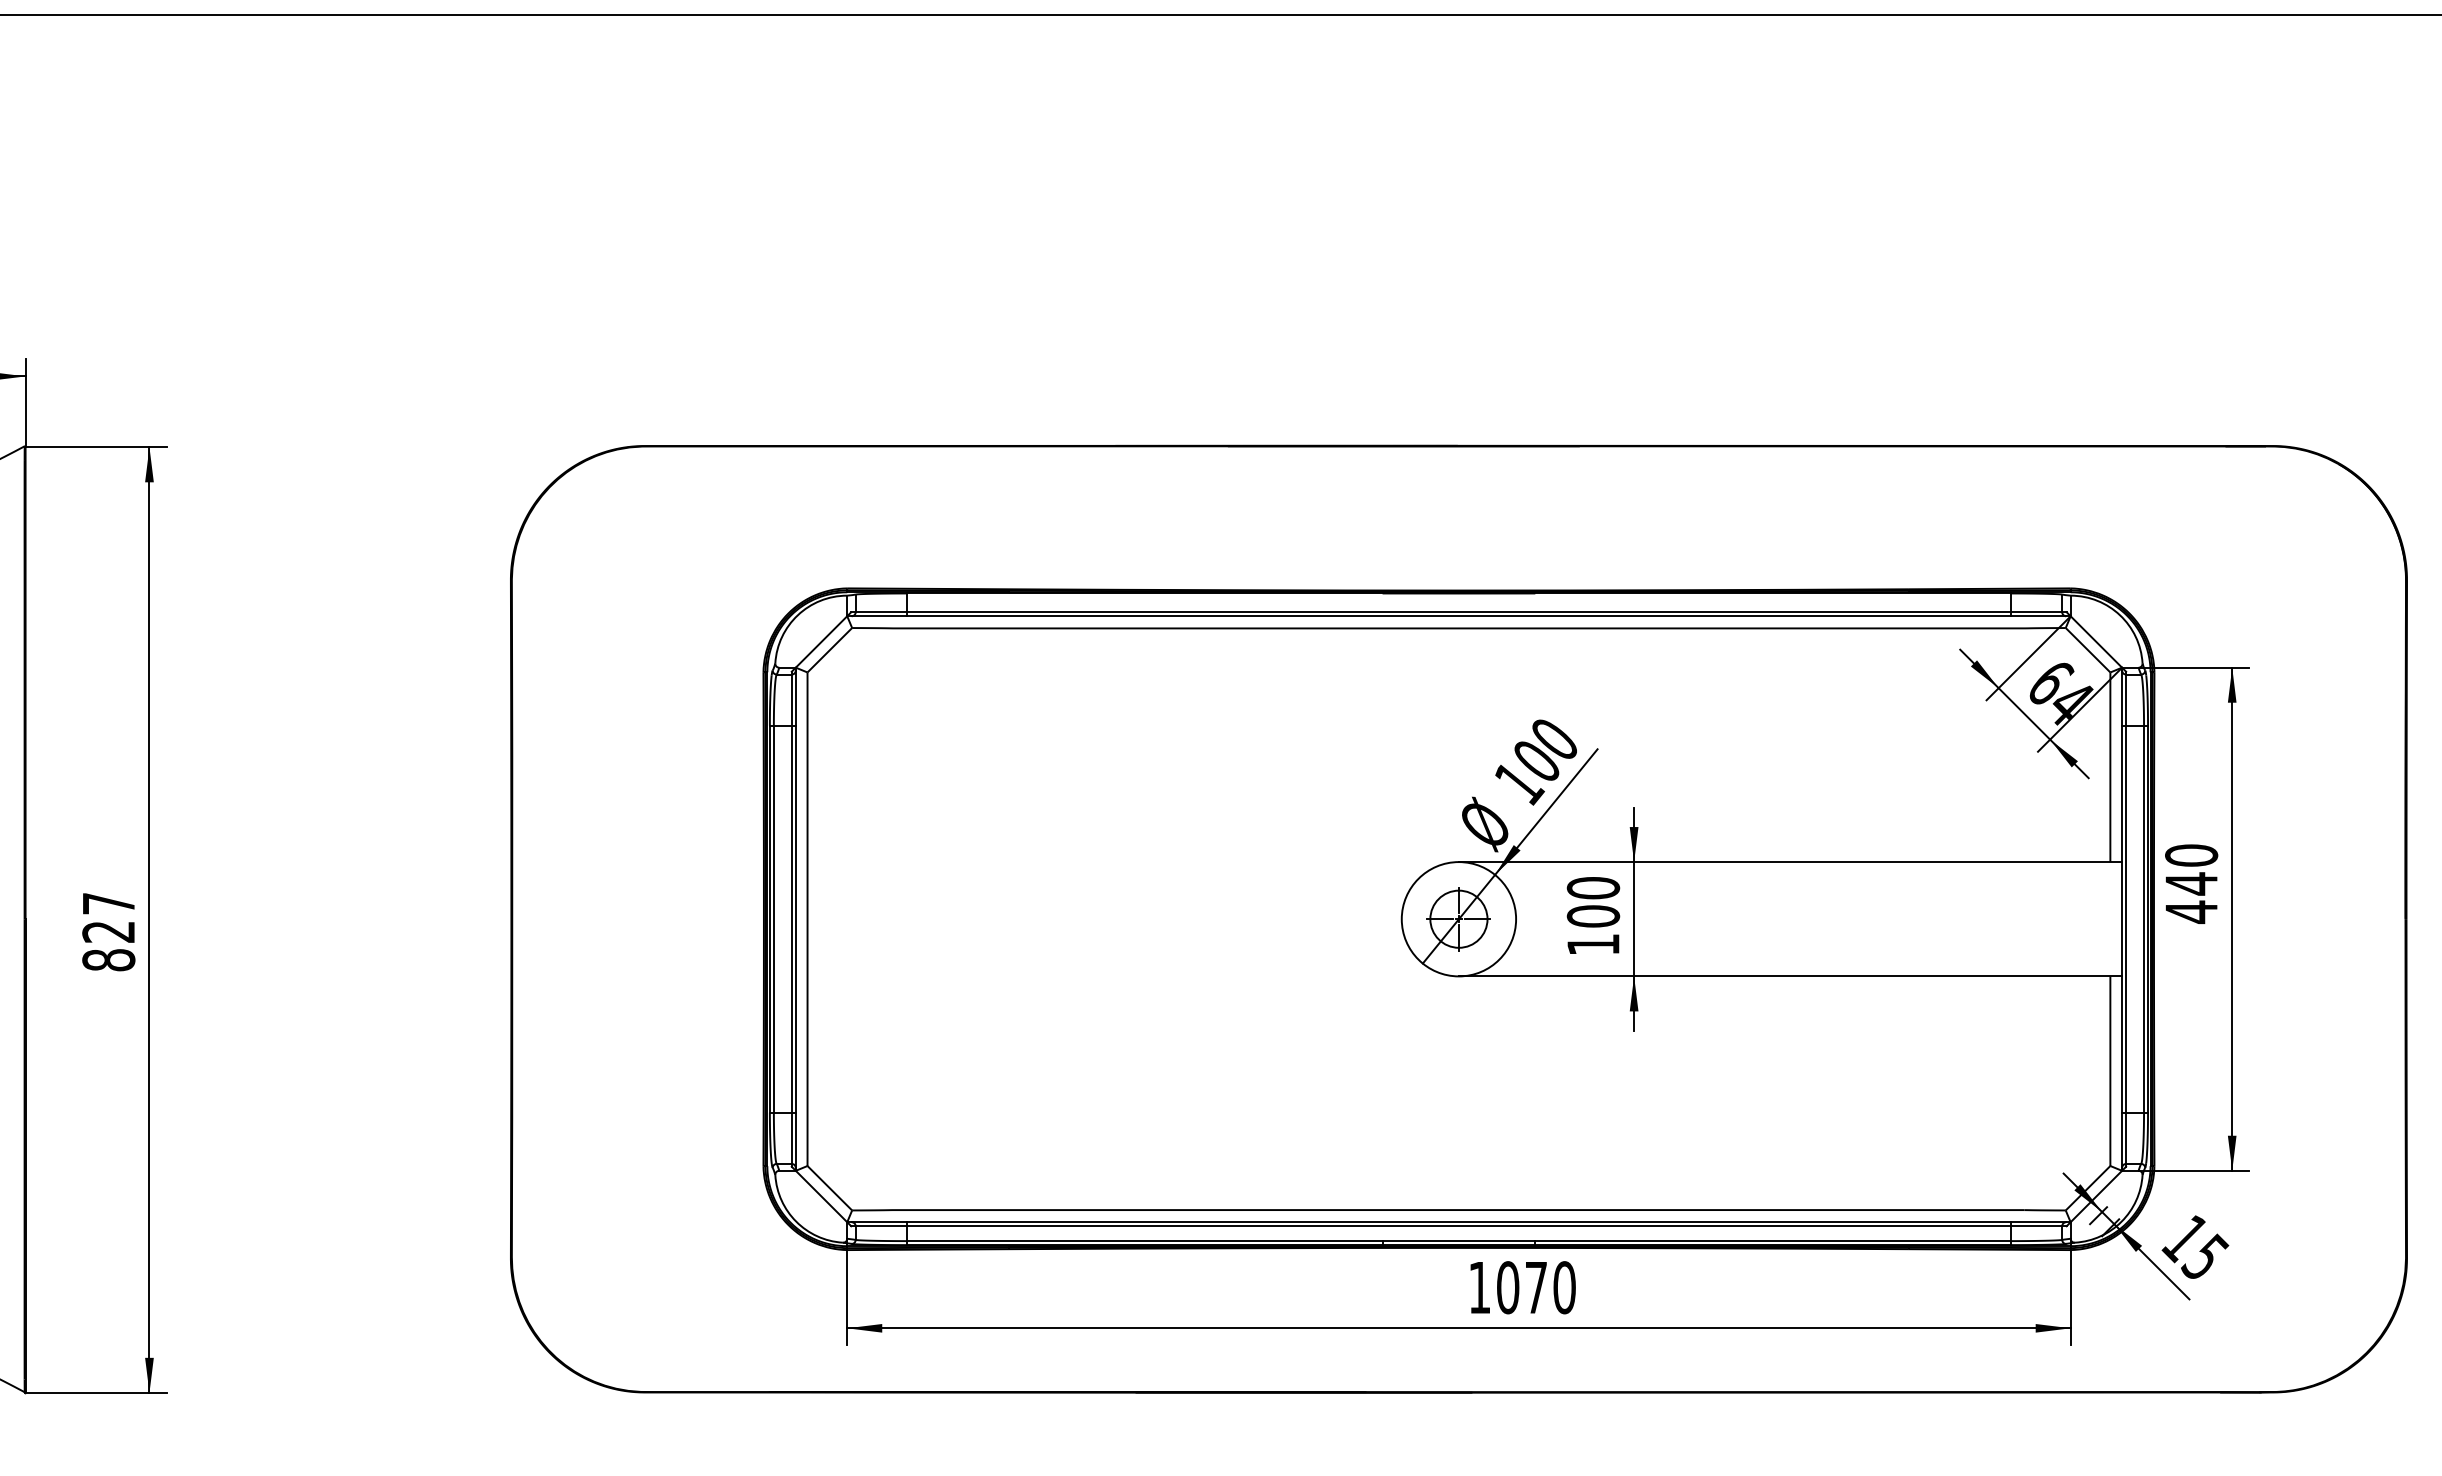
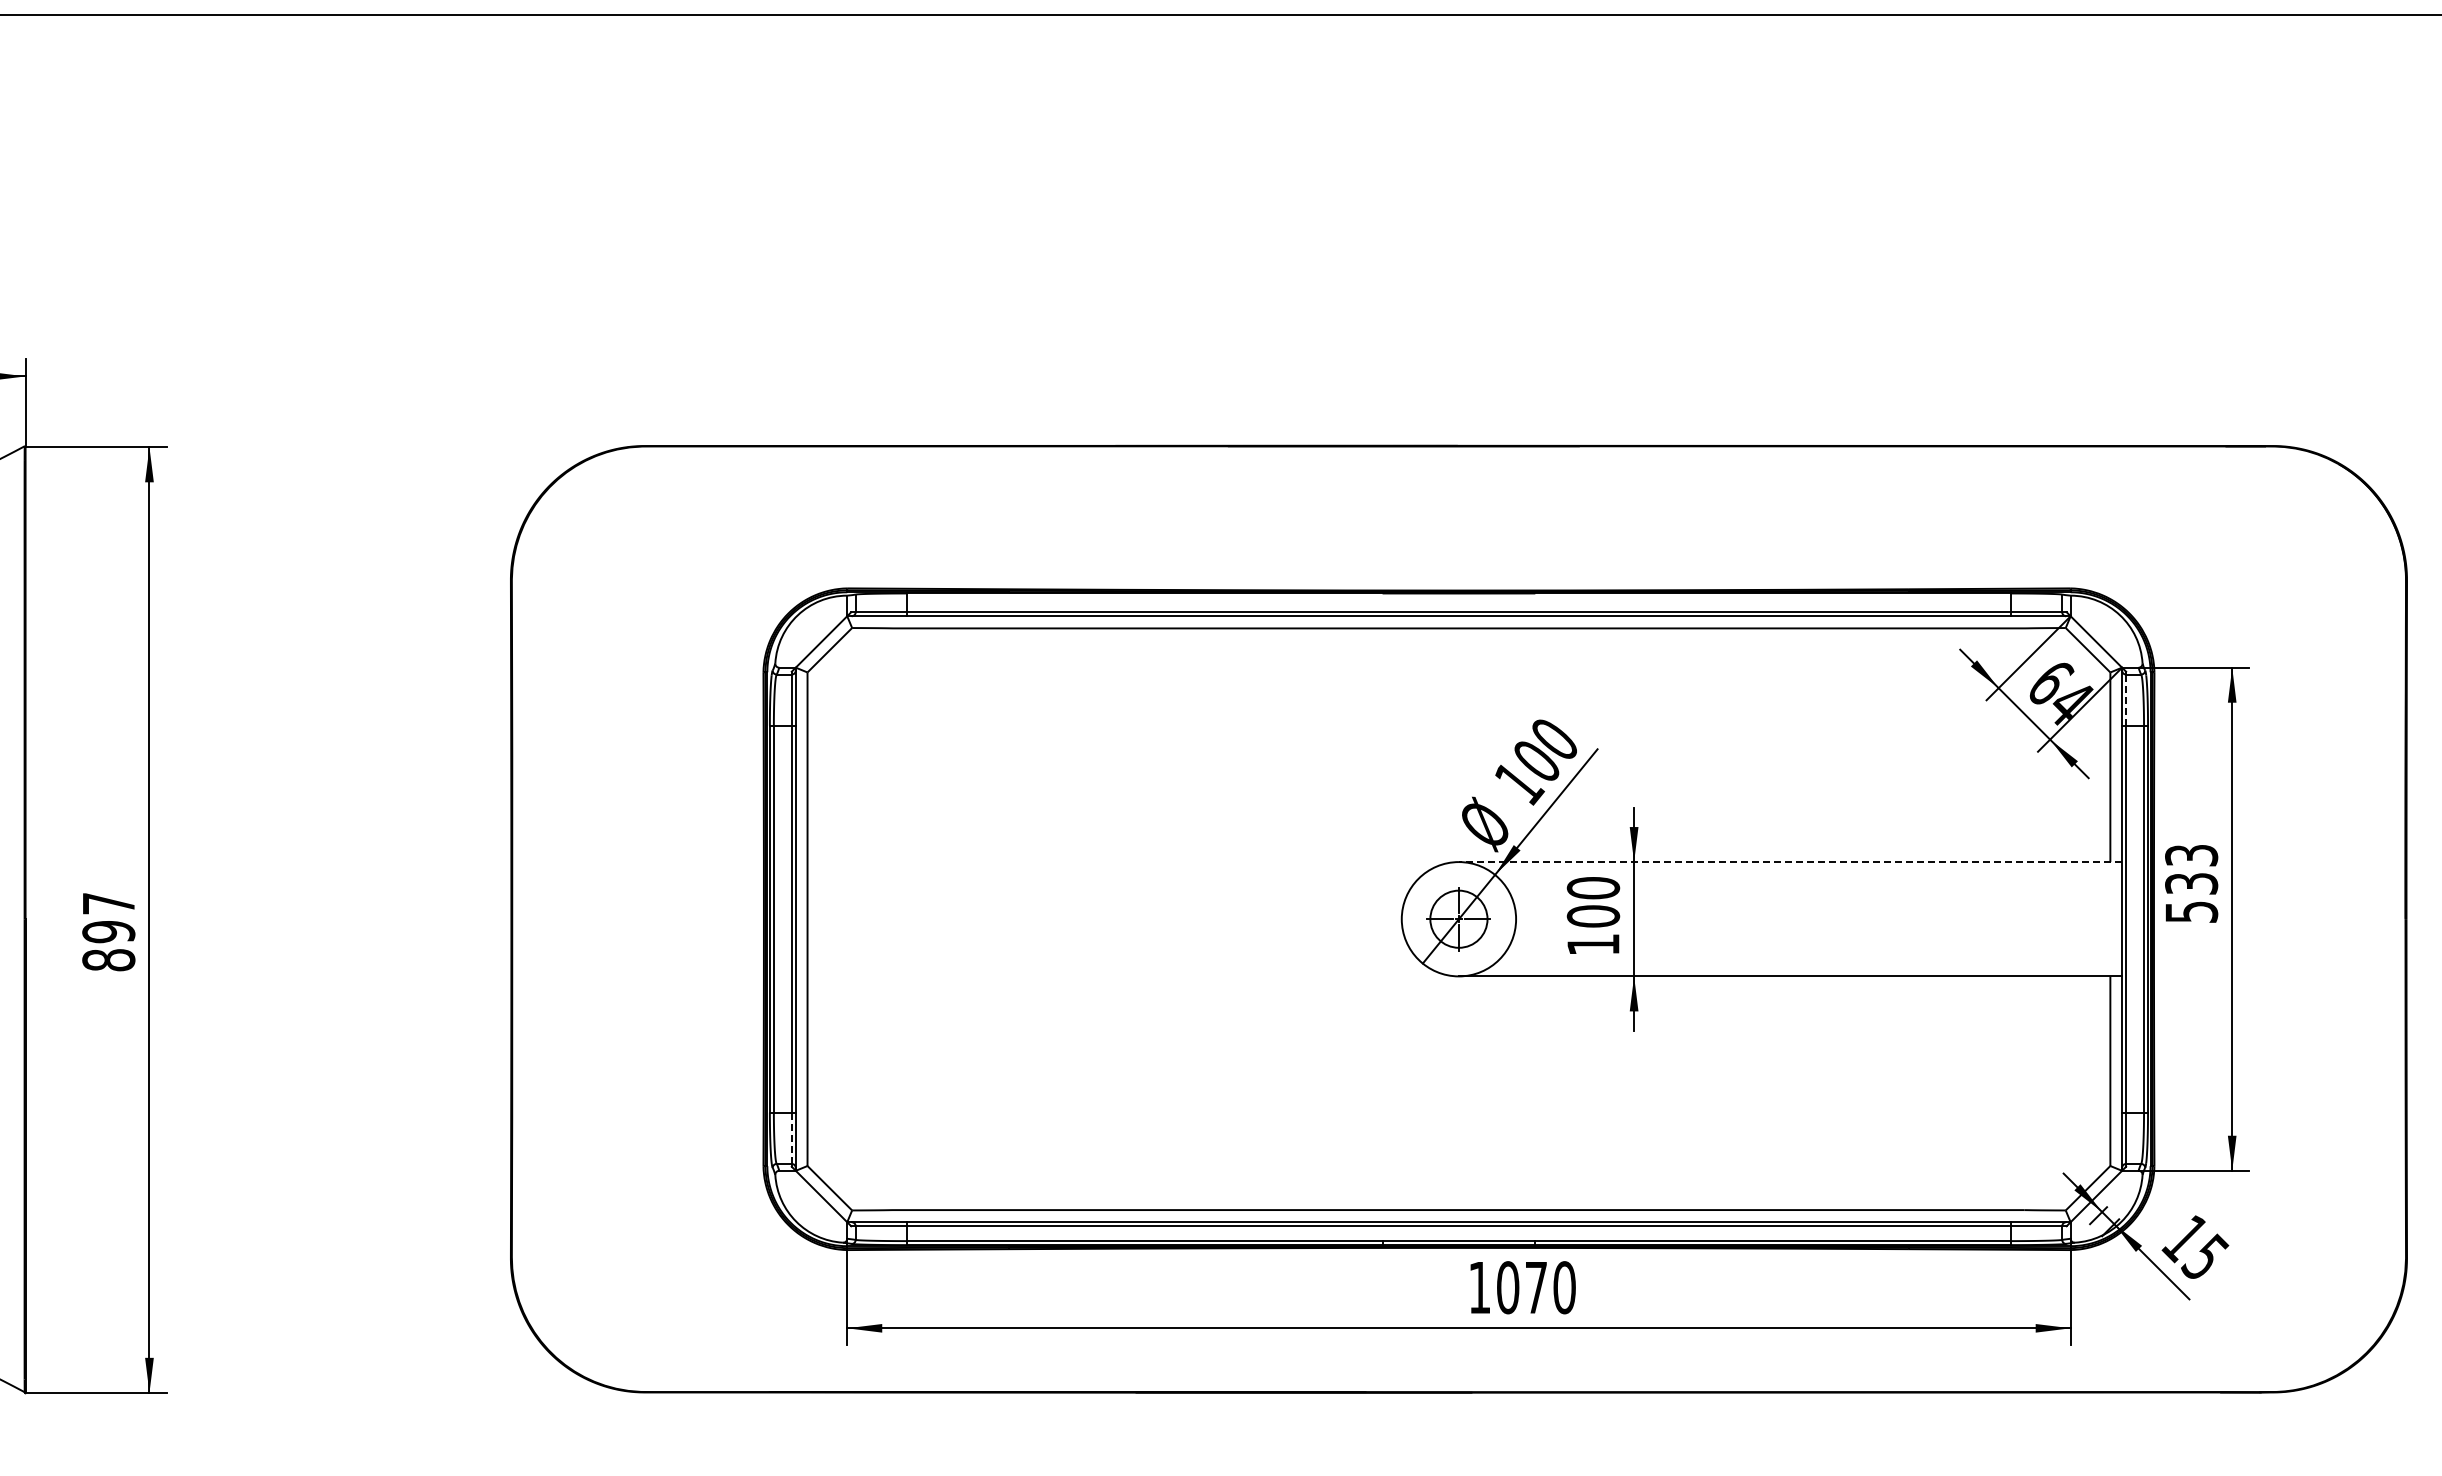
line: solid -> dashed (2126, 700)
line: solid -> dashed (1790, 862)
text: 440 -> 533 (2191, 884)
text: 827 -> 897 (108, 932)
line: solid -> dashed (791, 1138)
